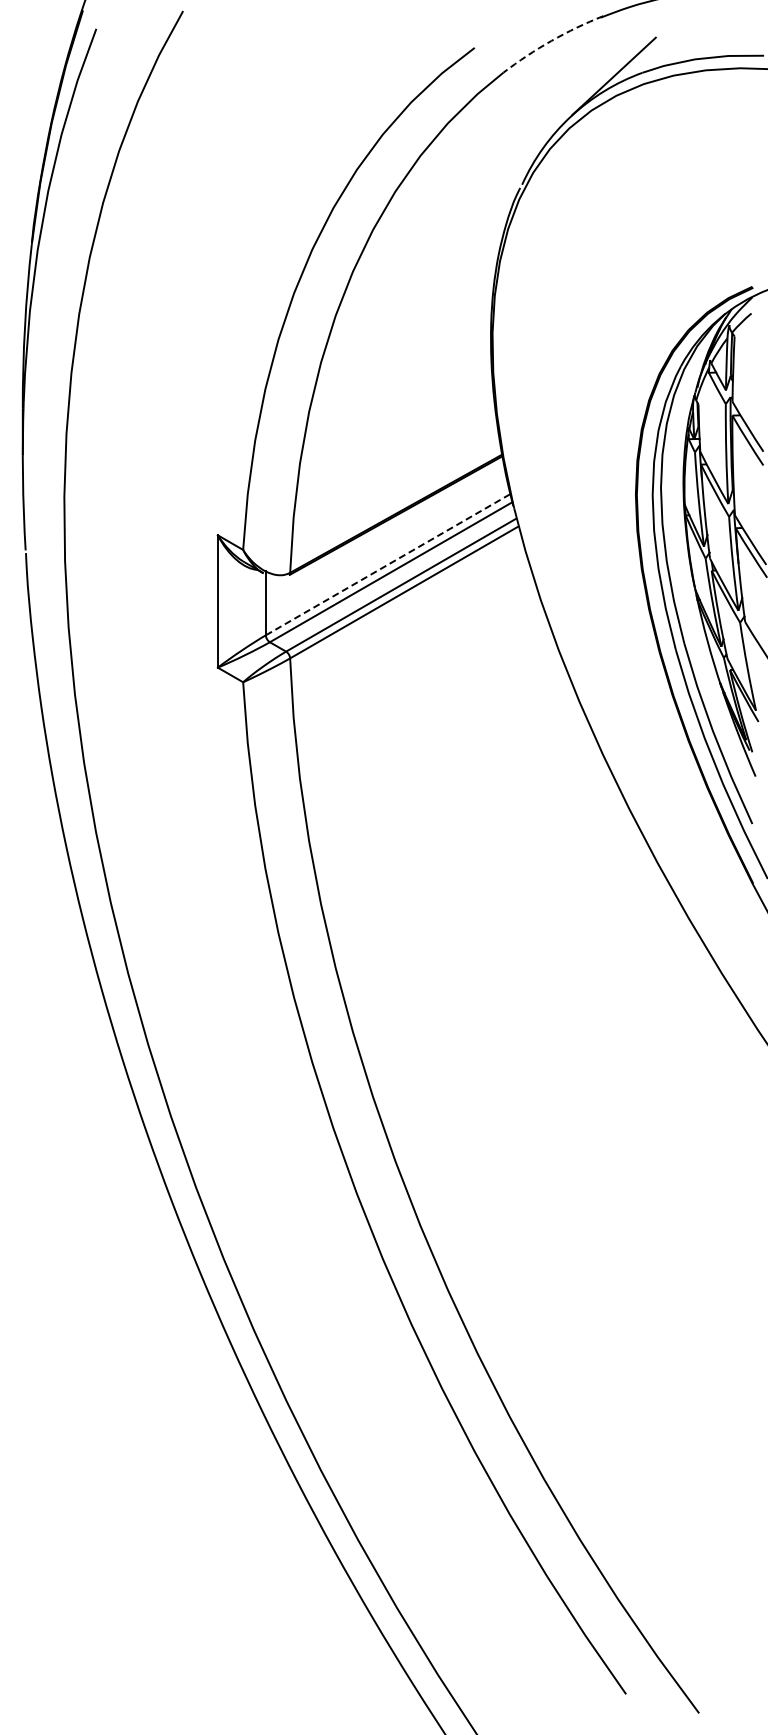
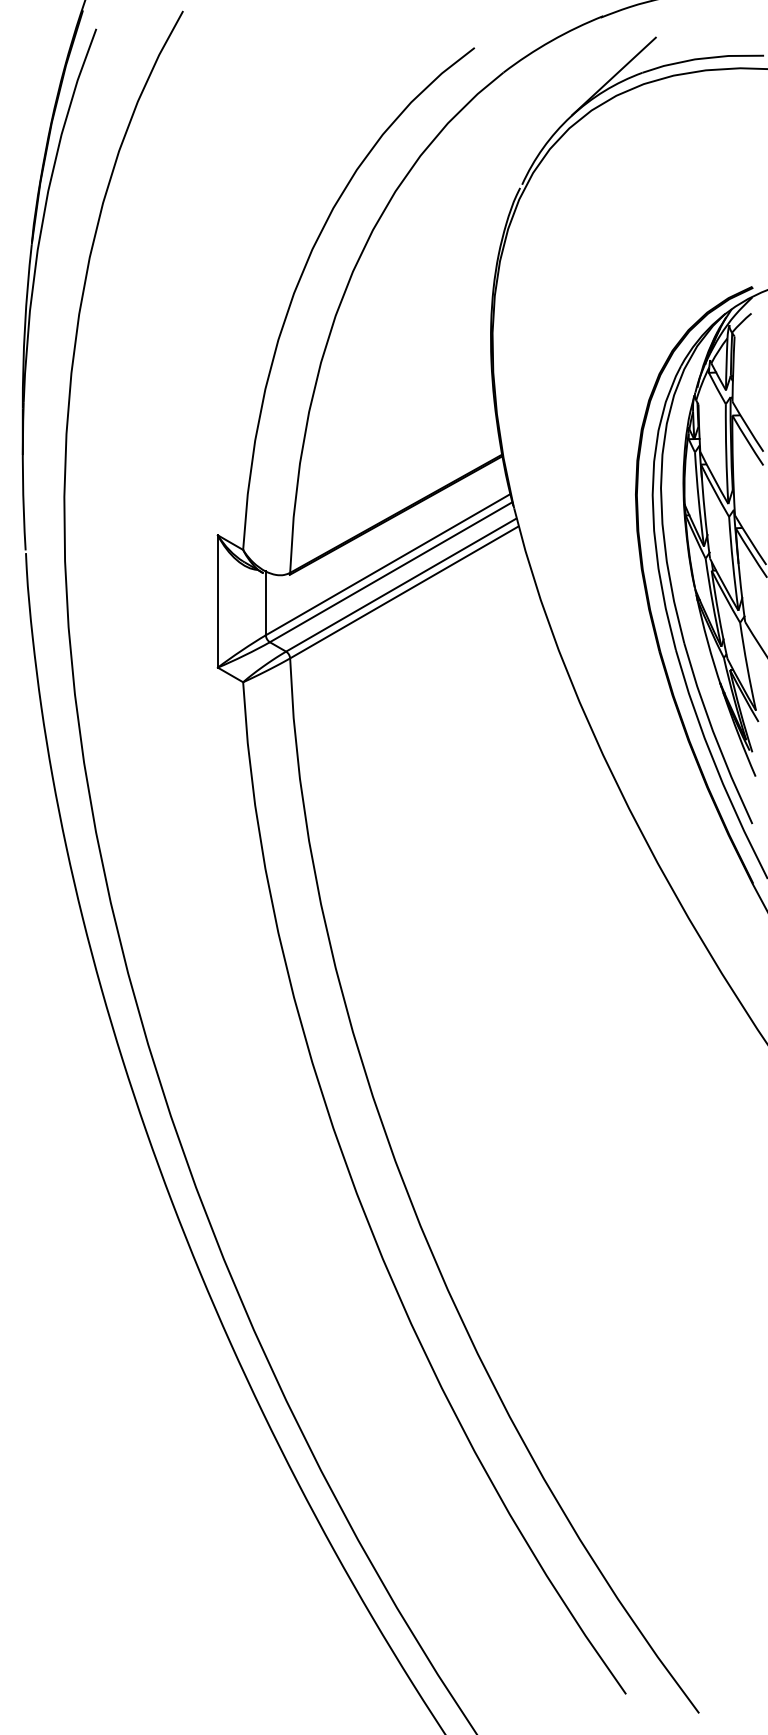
arc: dashed -> solid (551, 40)
line: dashed -> solid (388, 564)
